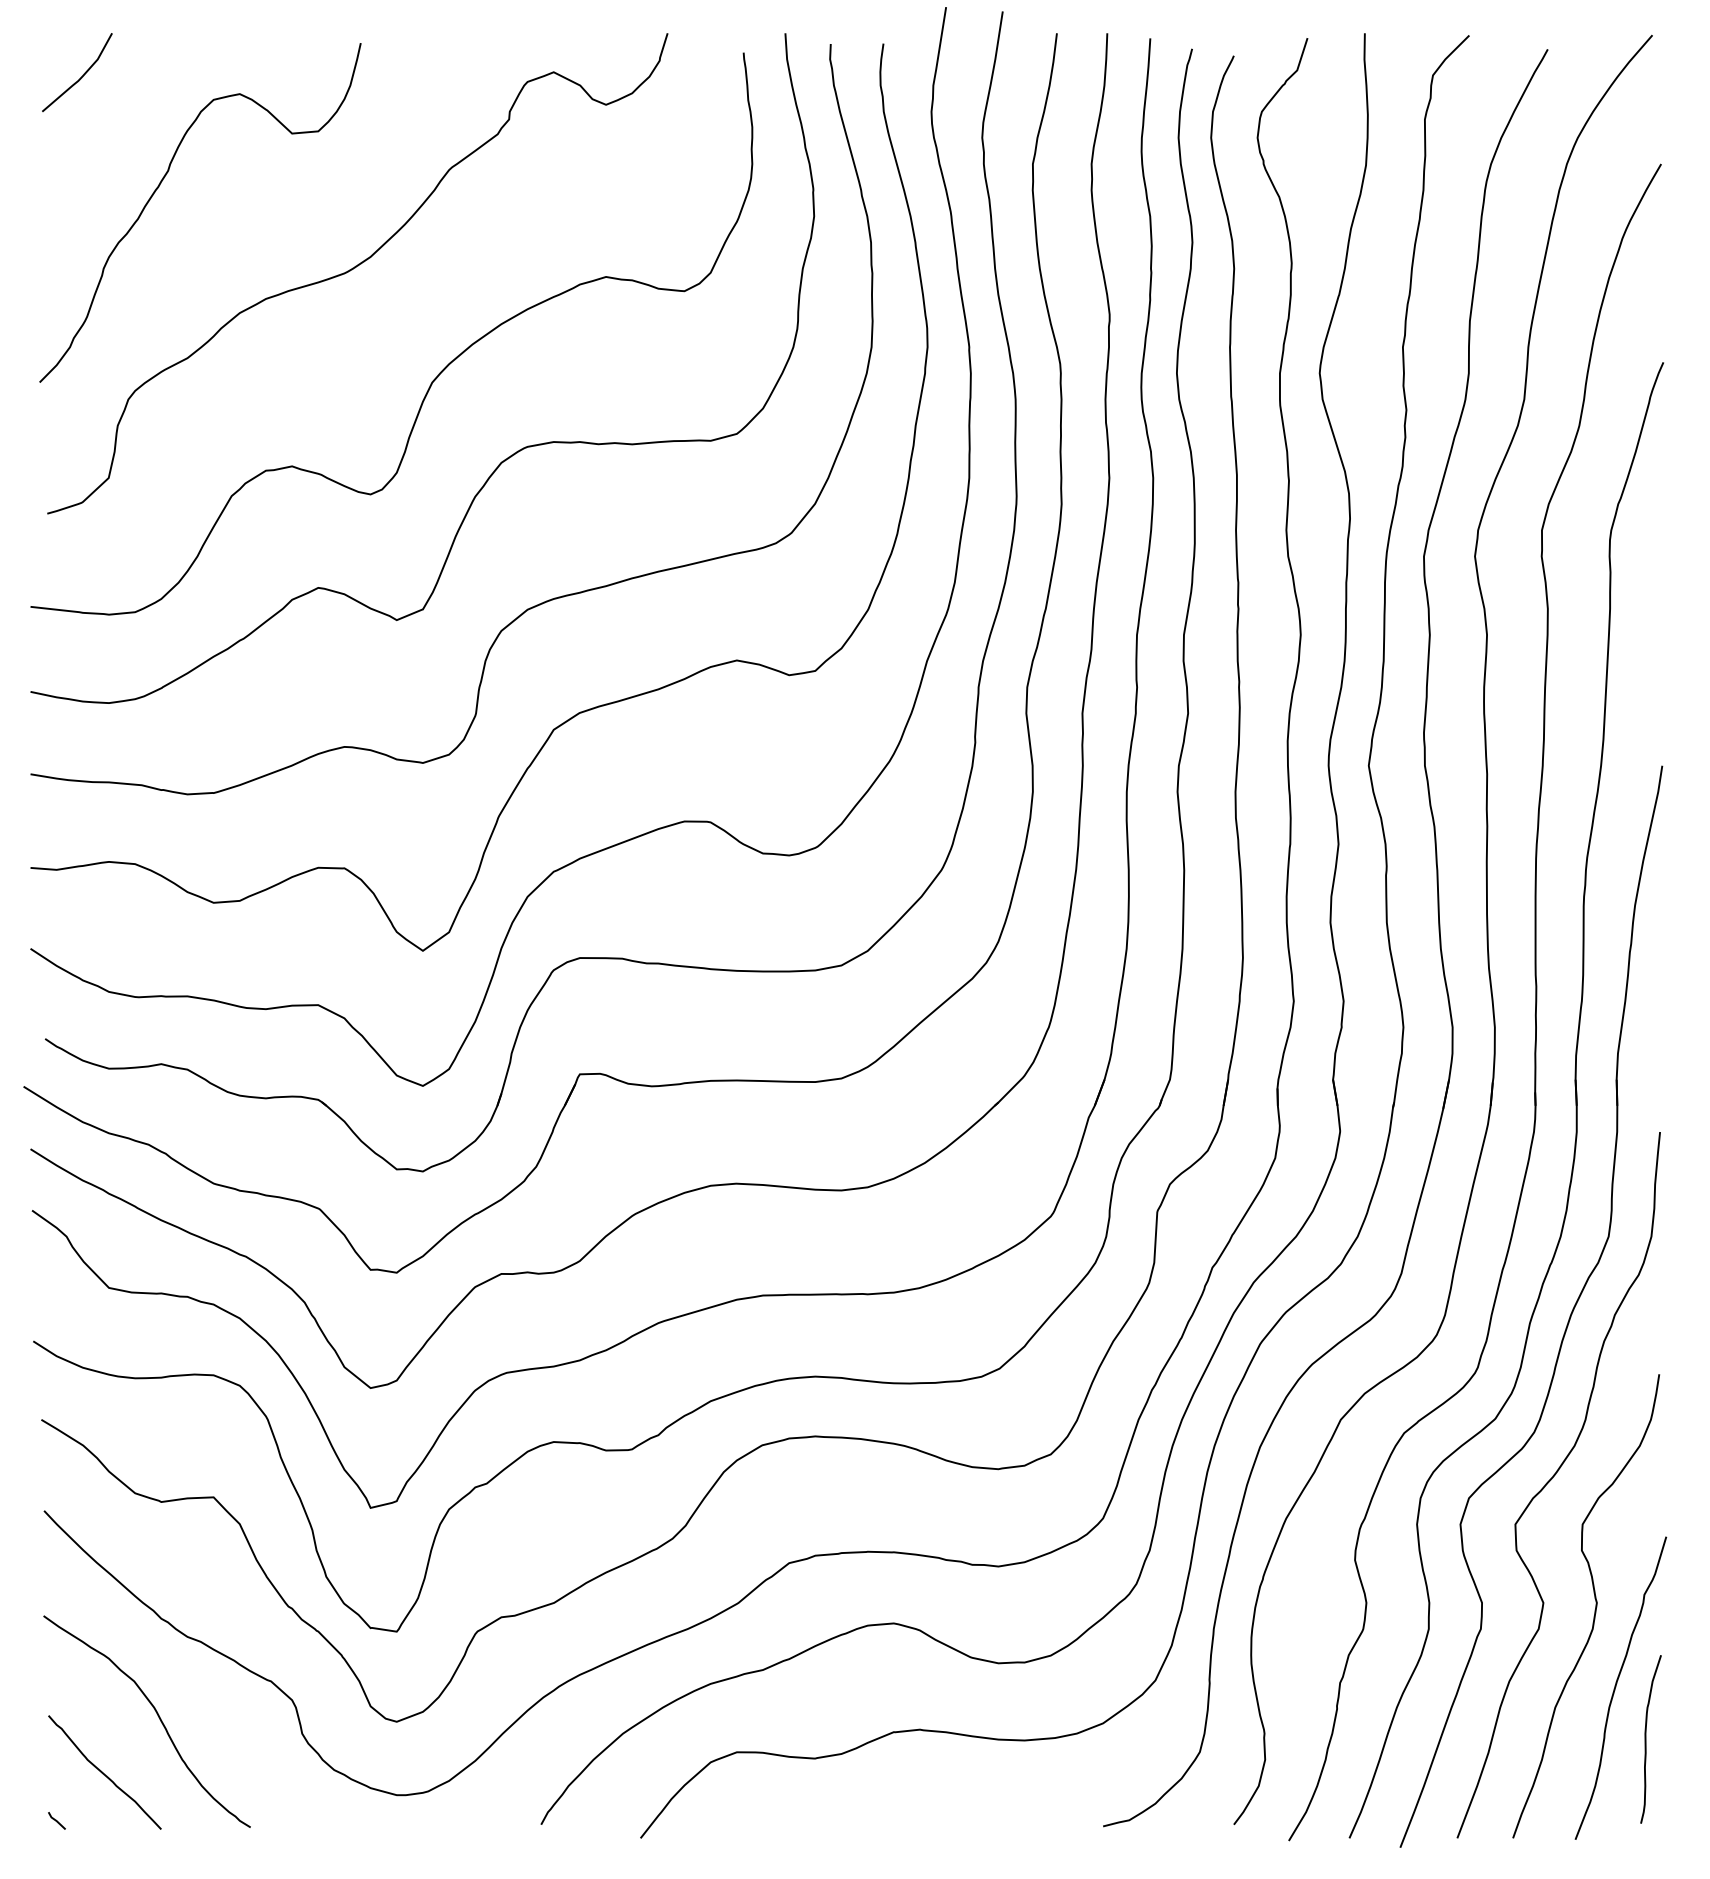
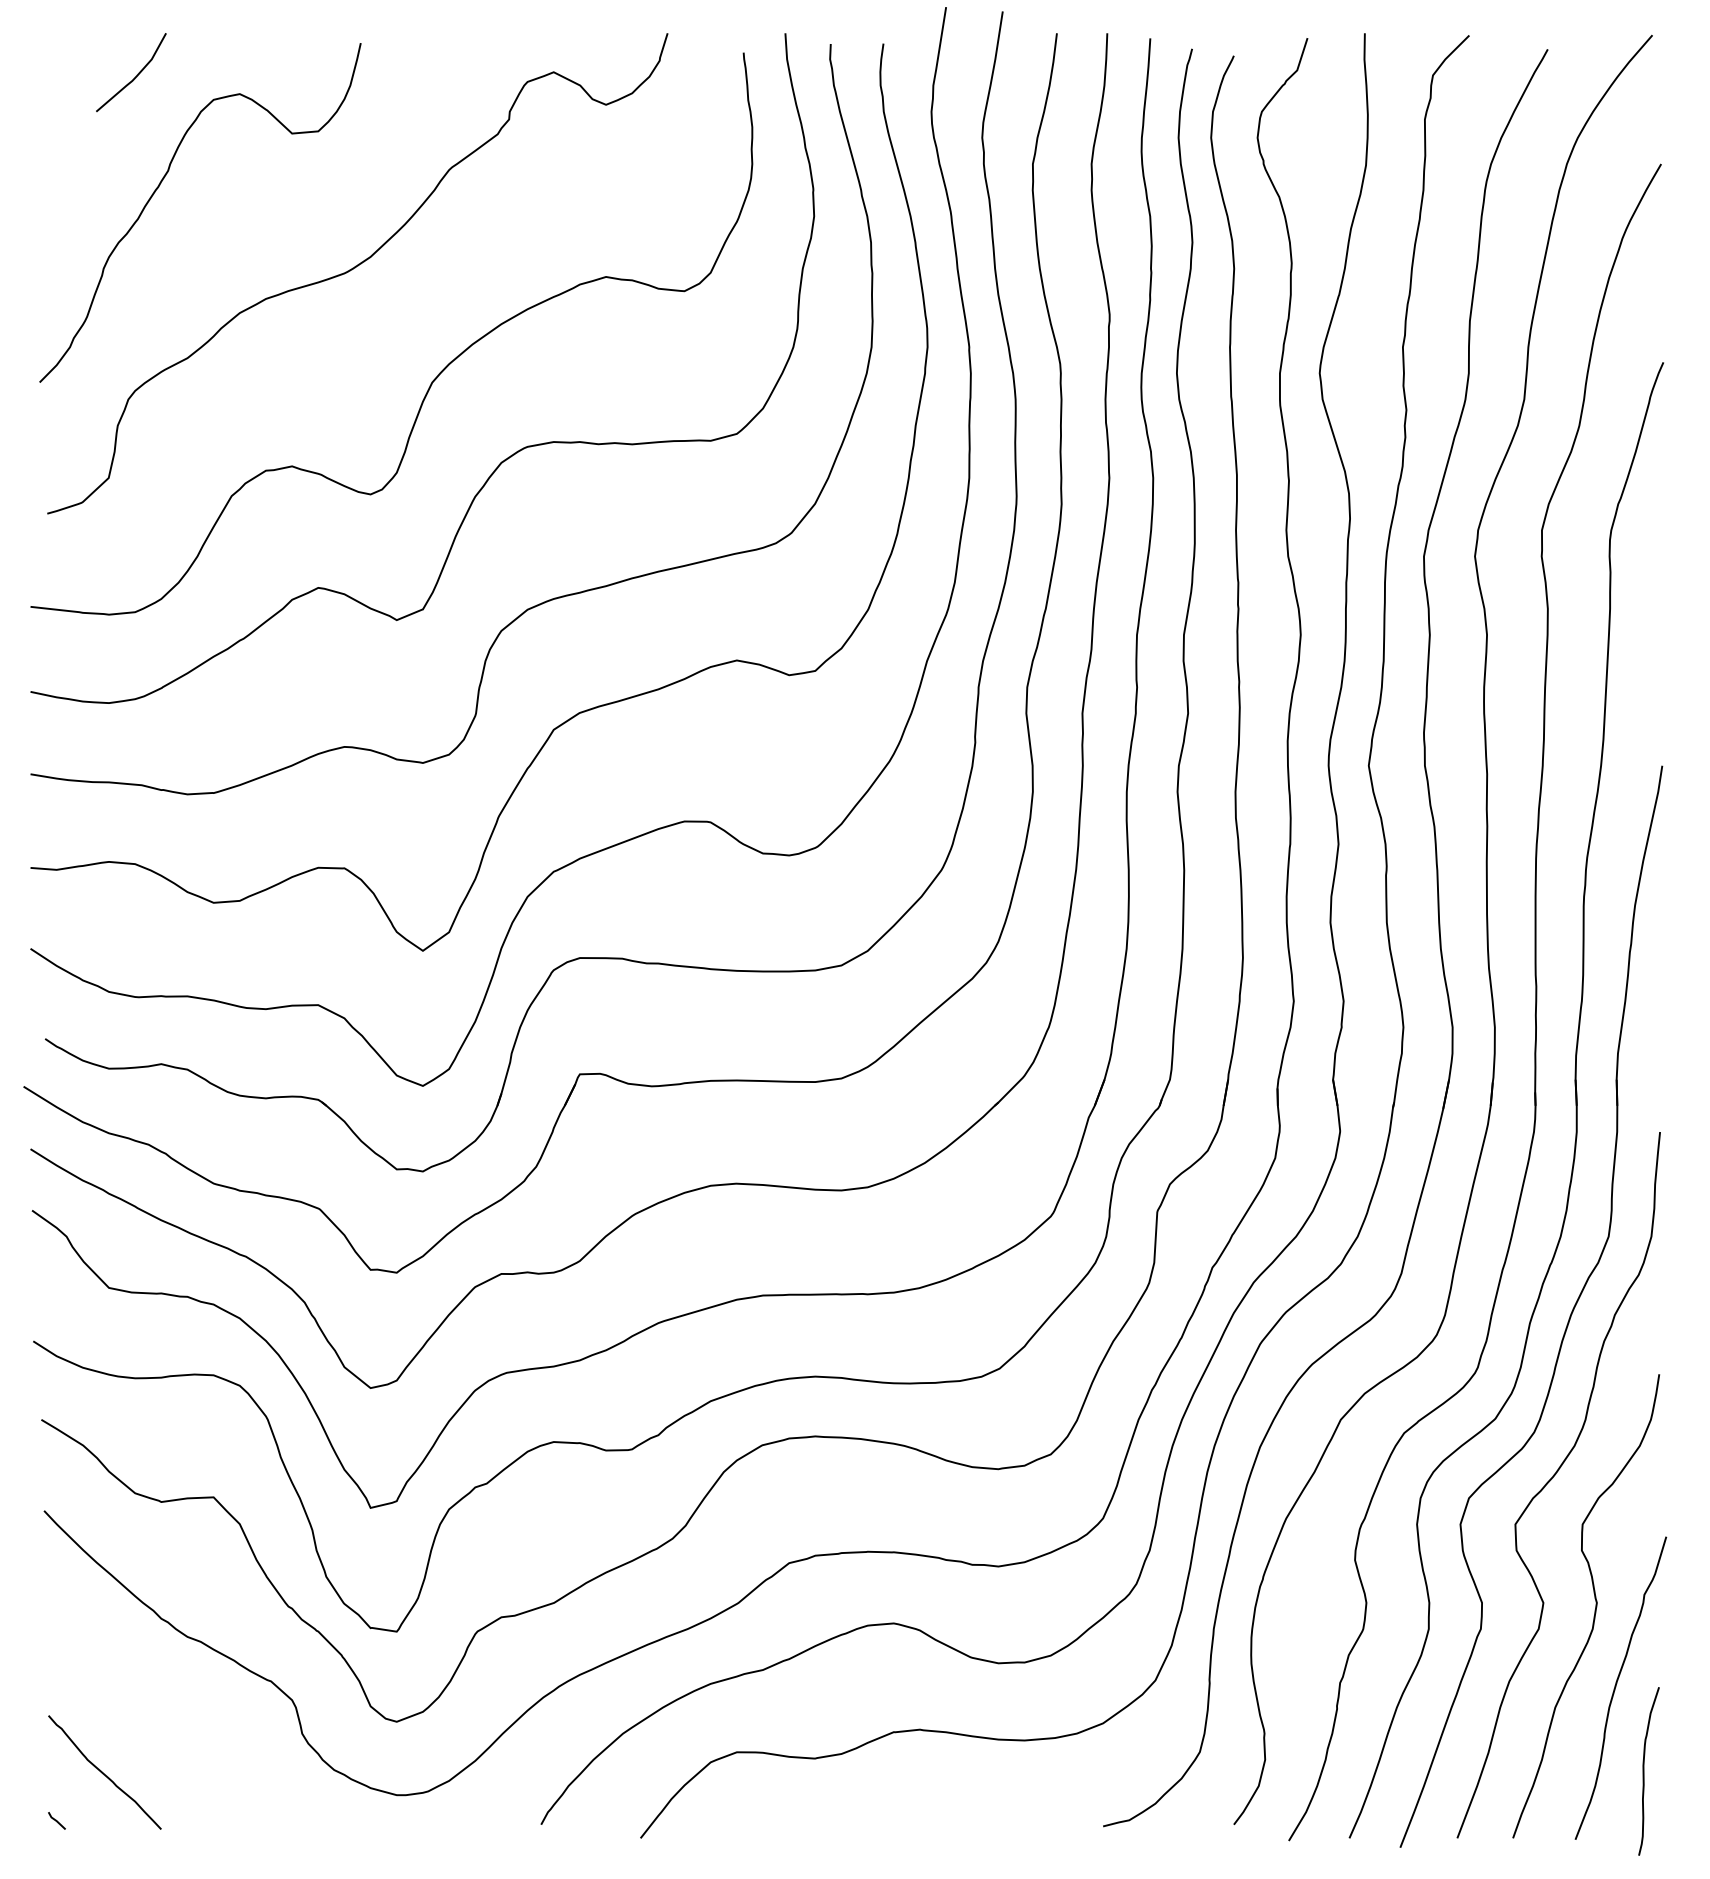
curve position: (81, 76) -> (135, 76) (135, 76)
curve: present -> none (157, 1715)
curve position: (1646, 1739) -> (1644, 1771) (1644, 1771)
